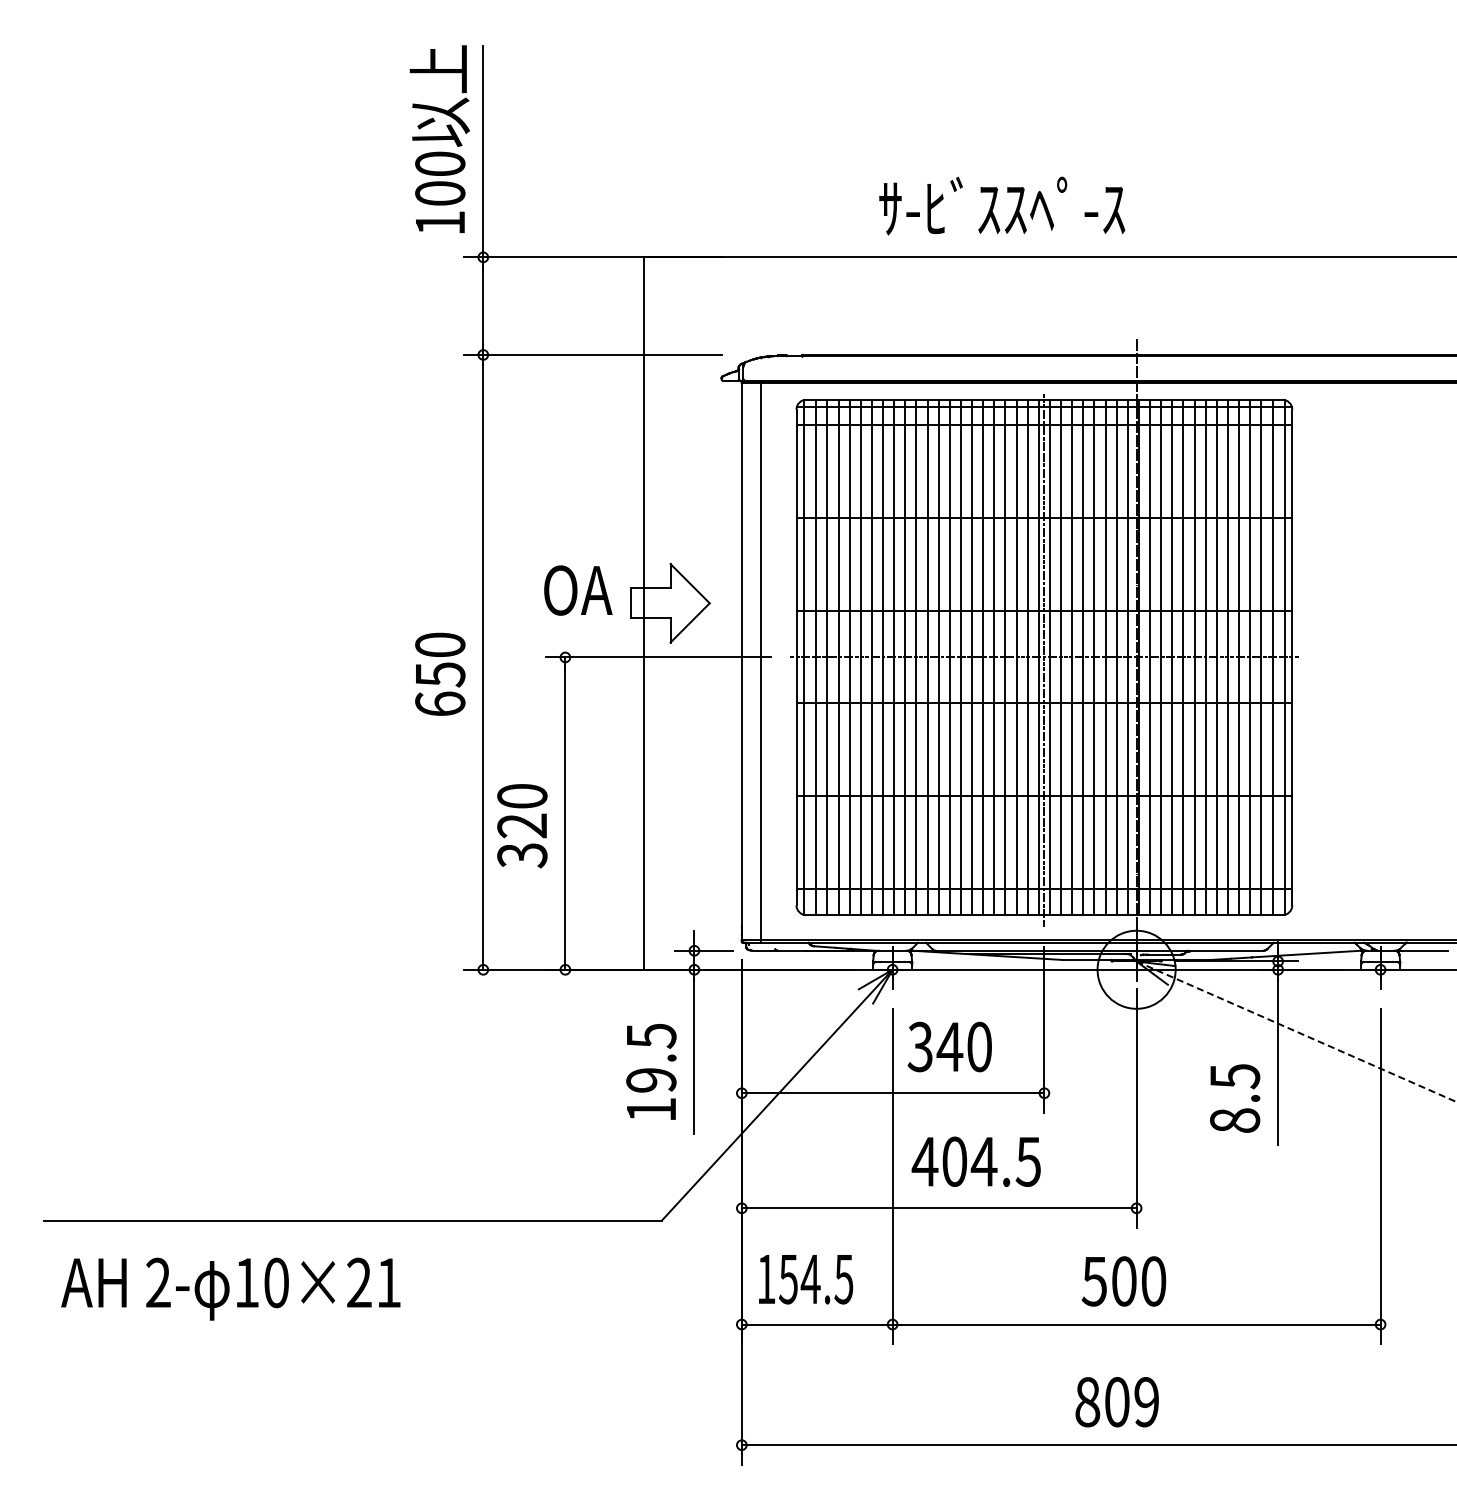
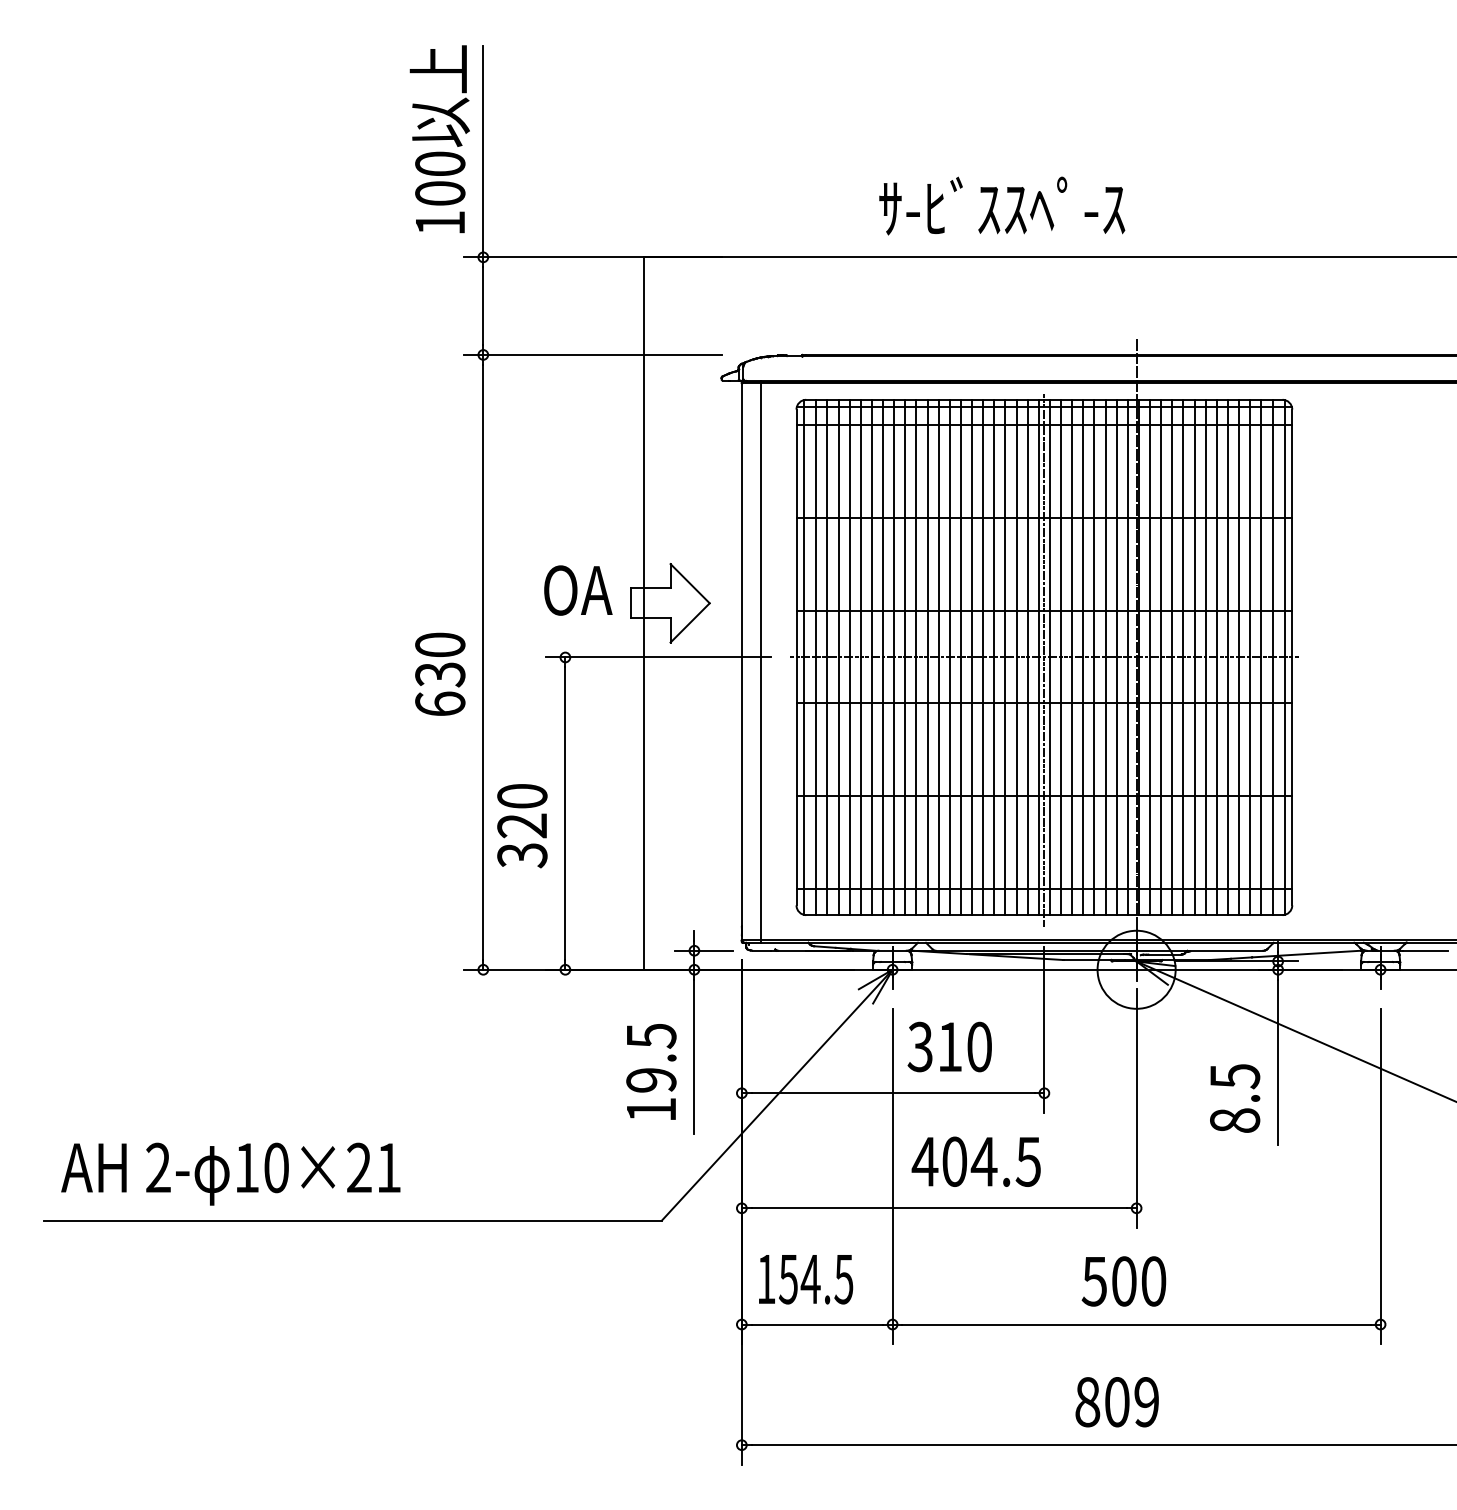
text: 650 -> 630 (440, 674)
line: dashed -> solid (1296, 1031)
text: 340 -> 310 (949, 1046)
text position: (230, 1288) -> (230, 1173) (230, 1173)
